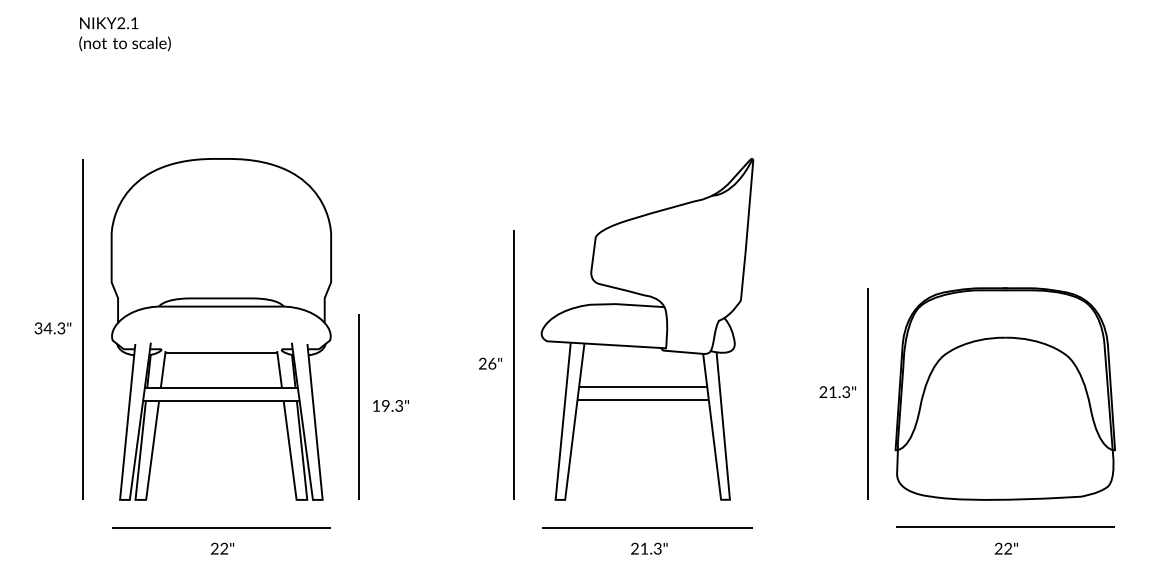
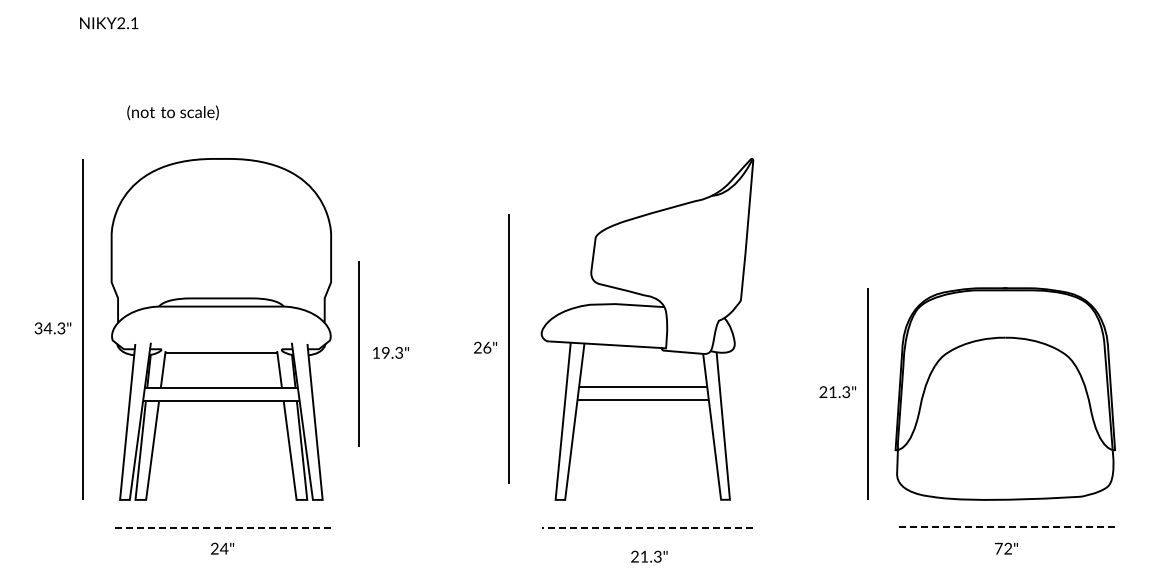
text position: (124, 43) -> (172, 112) (172, 112)
part position: (496, 364) -> (491, 348) (491, 348)
part position: (383, 406) -> (383, 353) (383, 353)
line: solid -> dashed (1005, 526)
line: solid -> dashed (221, 527)
line: solid -> dashed (647, 527)
text: 22" -> 24" (223, 548)
text position: (649, 548) -> (649, 556) (649, 556)
text: 22" -> 72" (998, 548)
